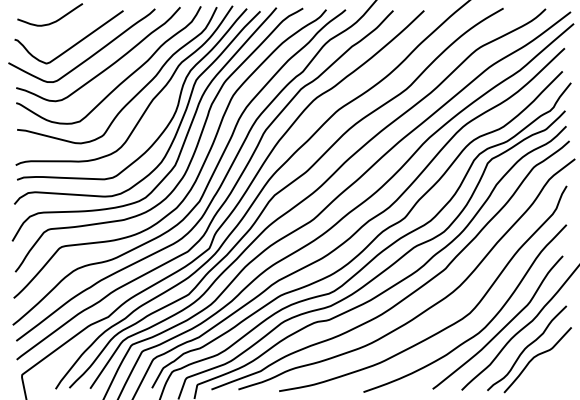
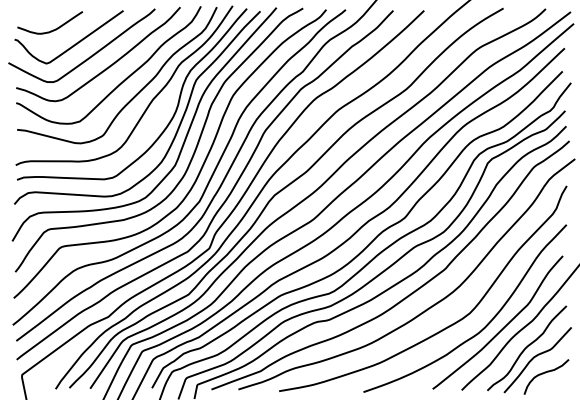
curve position: (53, 21) -> (53, 29) (53, 29)
curve: none -> present (545, 373)
